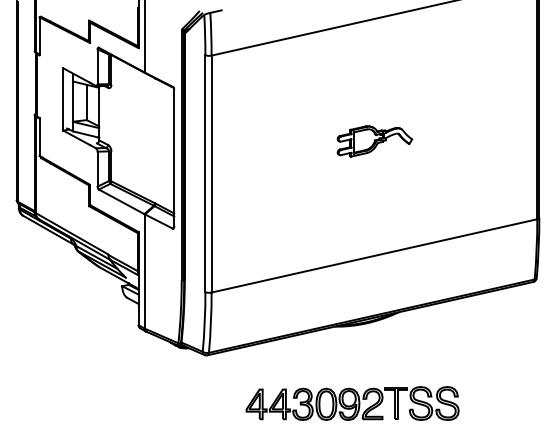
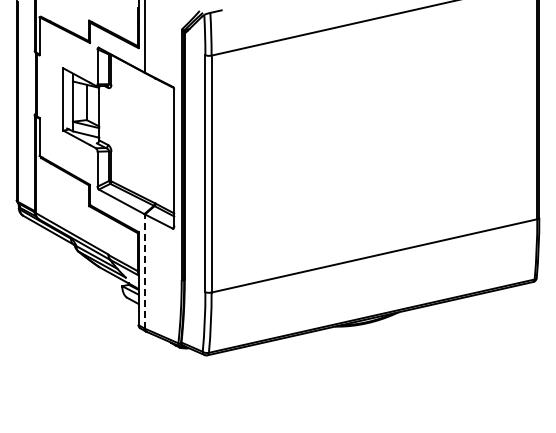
part: present -> none (374, 141)
line: solid -> dashed (144, 270)
part: present -> none (352, 403)
